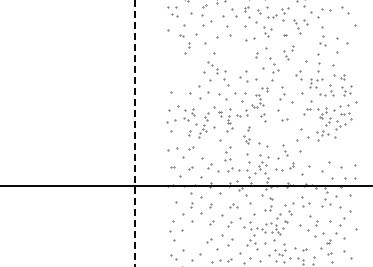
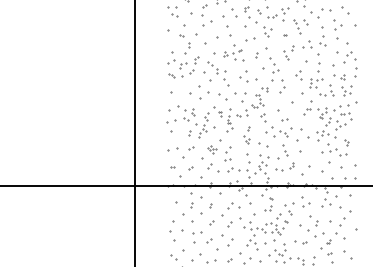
part: none -> present (337, 24)
part: none -> present (307, 44)
part: none -> present (233, 52)
part: none -> present (183, 64)
part: none -> present (350, 64)
part position: (282, 93) -> (282, 86) (282, 86)
part: none -> present (278, 131)
line: dashed -> solid (134, 133)
part: none -> present (335, 147)
part: none -> present (212, 149)
part size: 10x6 px -> 14x8 px (233, 205)
part: none -> present (197, 237)
part position: (300, 249) -> (300, 242) (300, 242)
part position: (216, 261) -> (211, 261) (211, 261)
